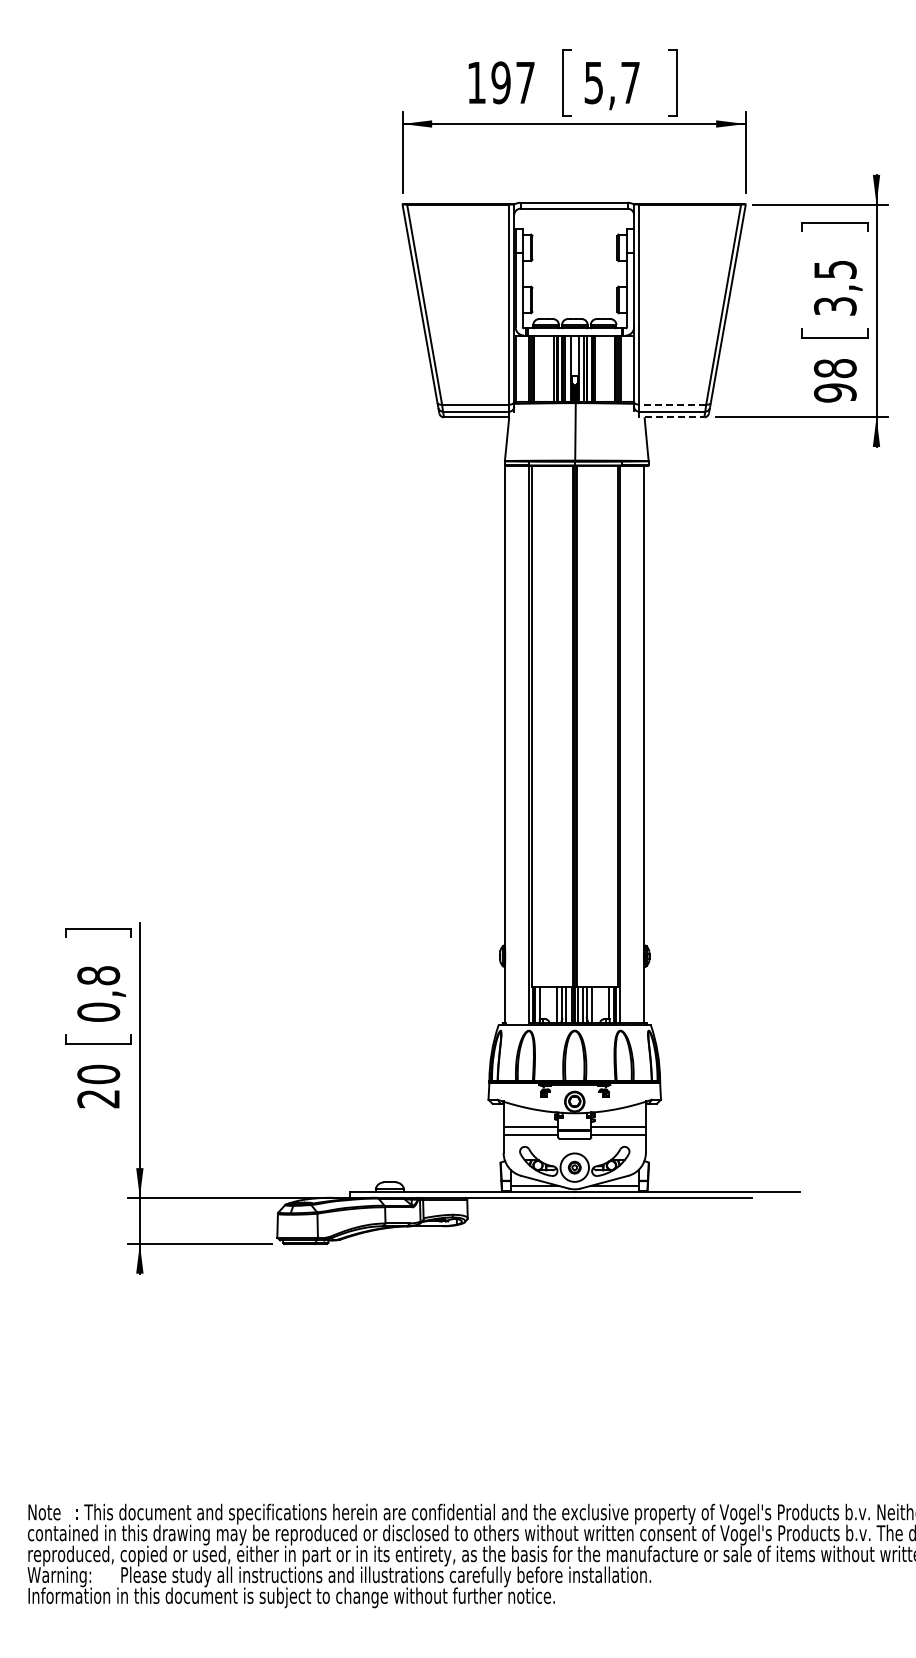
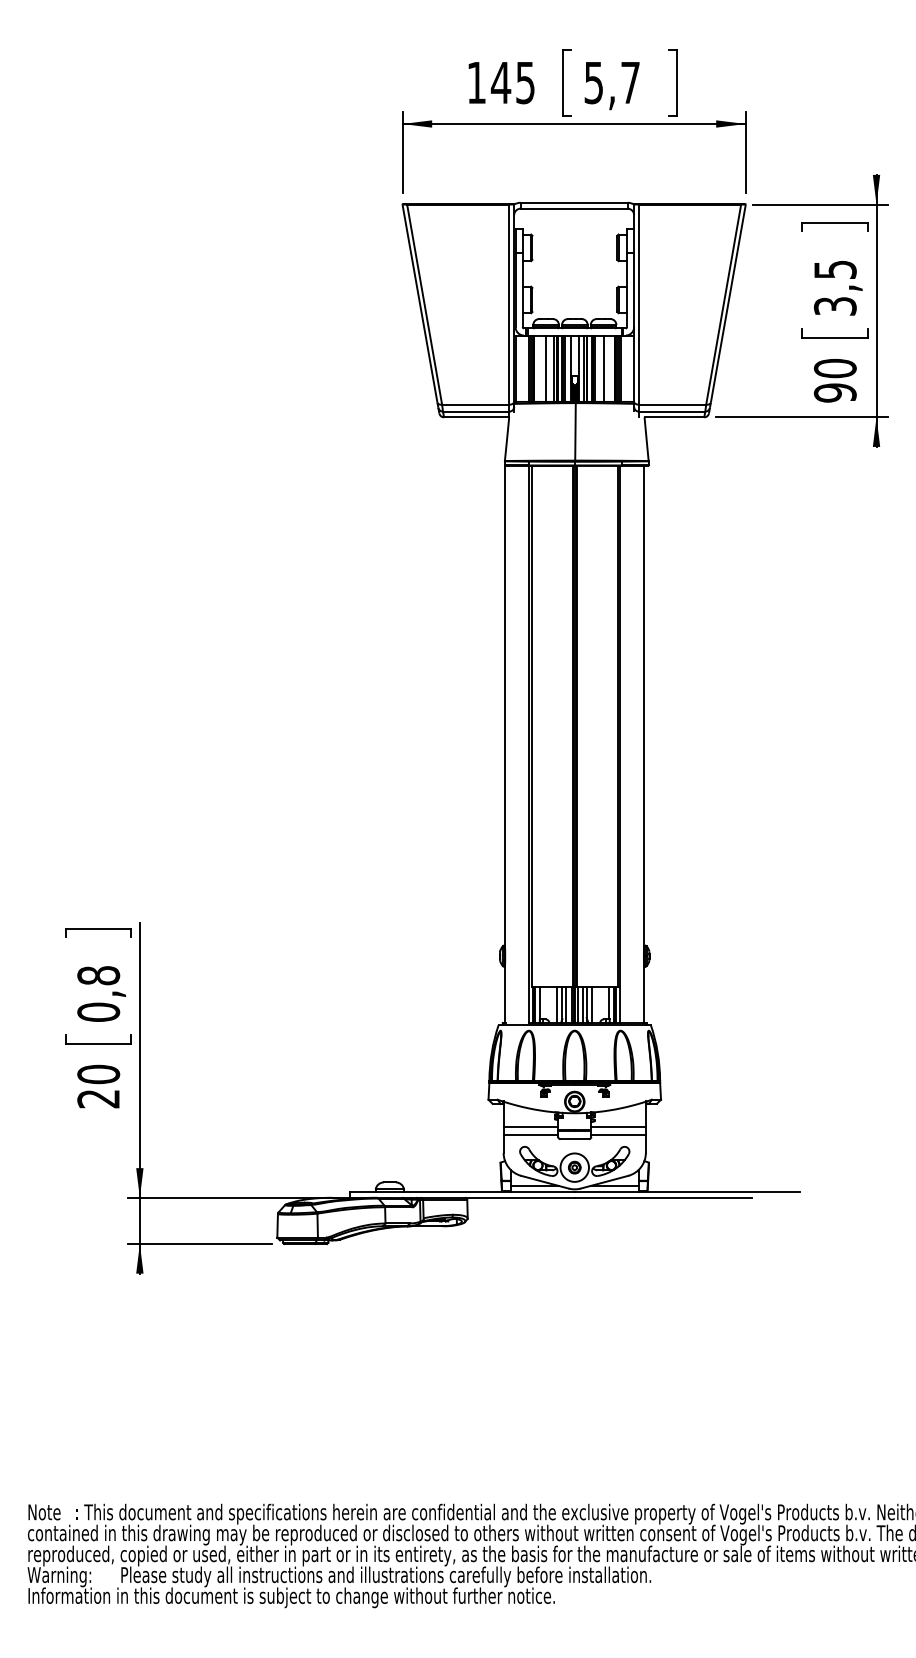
text: 197 -> 145 (512, 82)
line: none -> present (546, 368)
line: none -> present (603, 368)
text: 98 -> 90 (835, 368)
line: dashed -> solid (672, 404)
line: dashed -> solid (674, 417)
